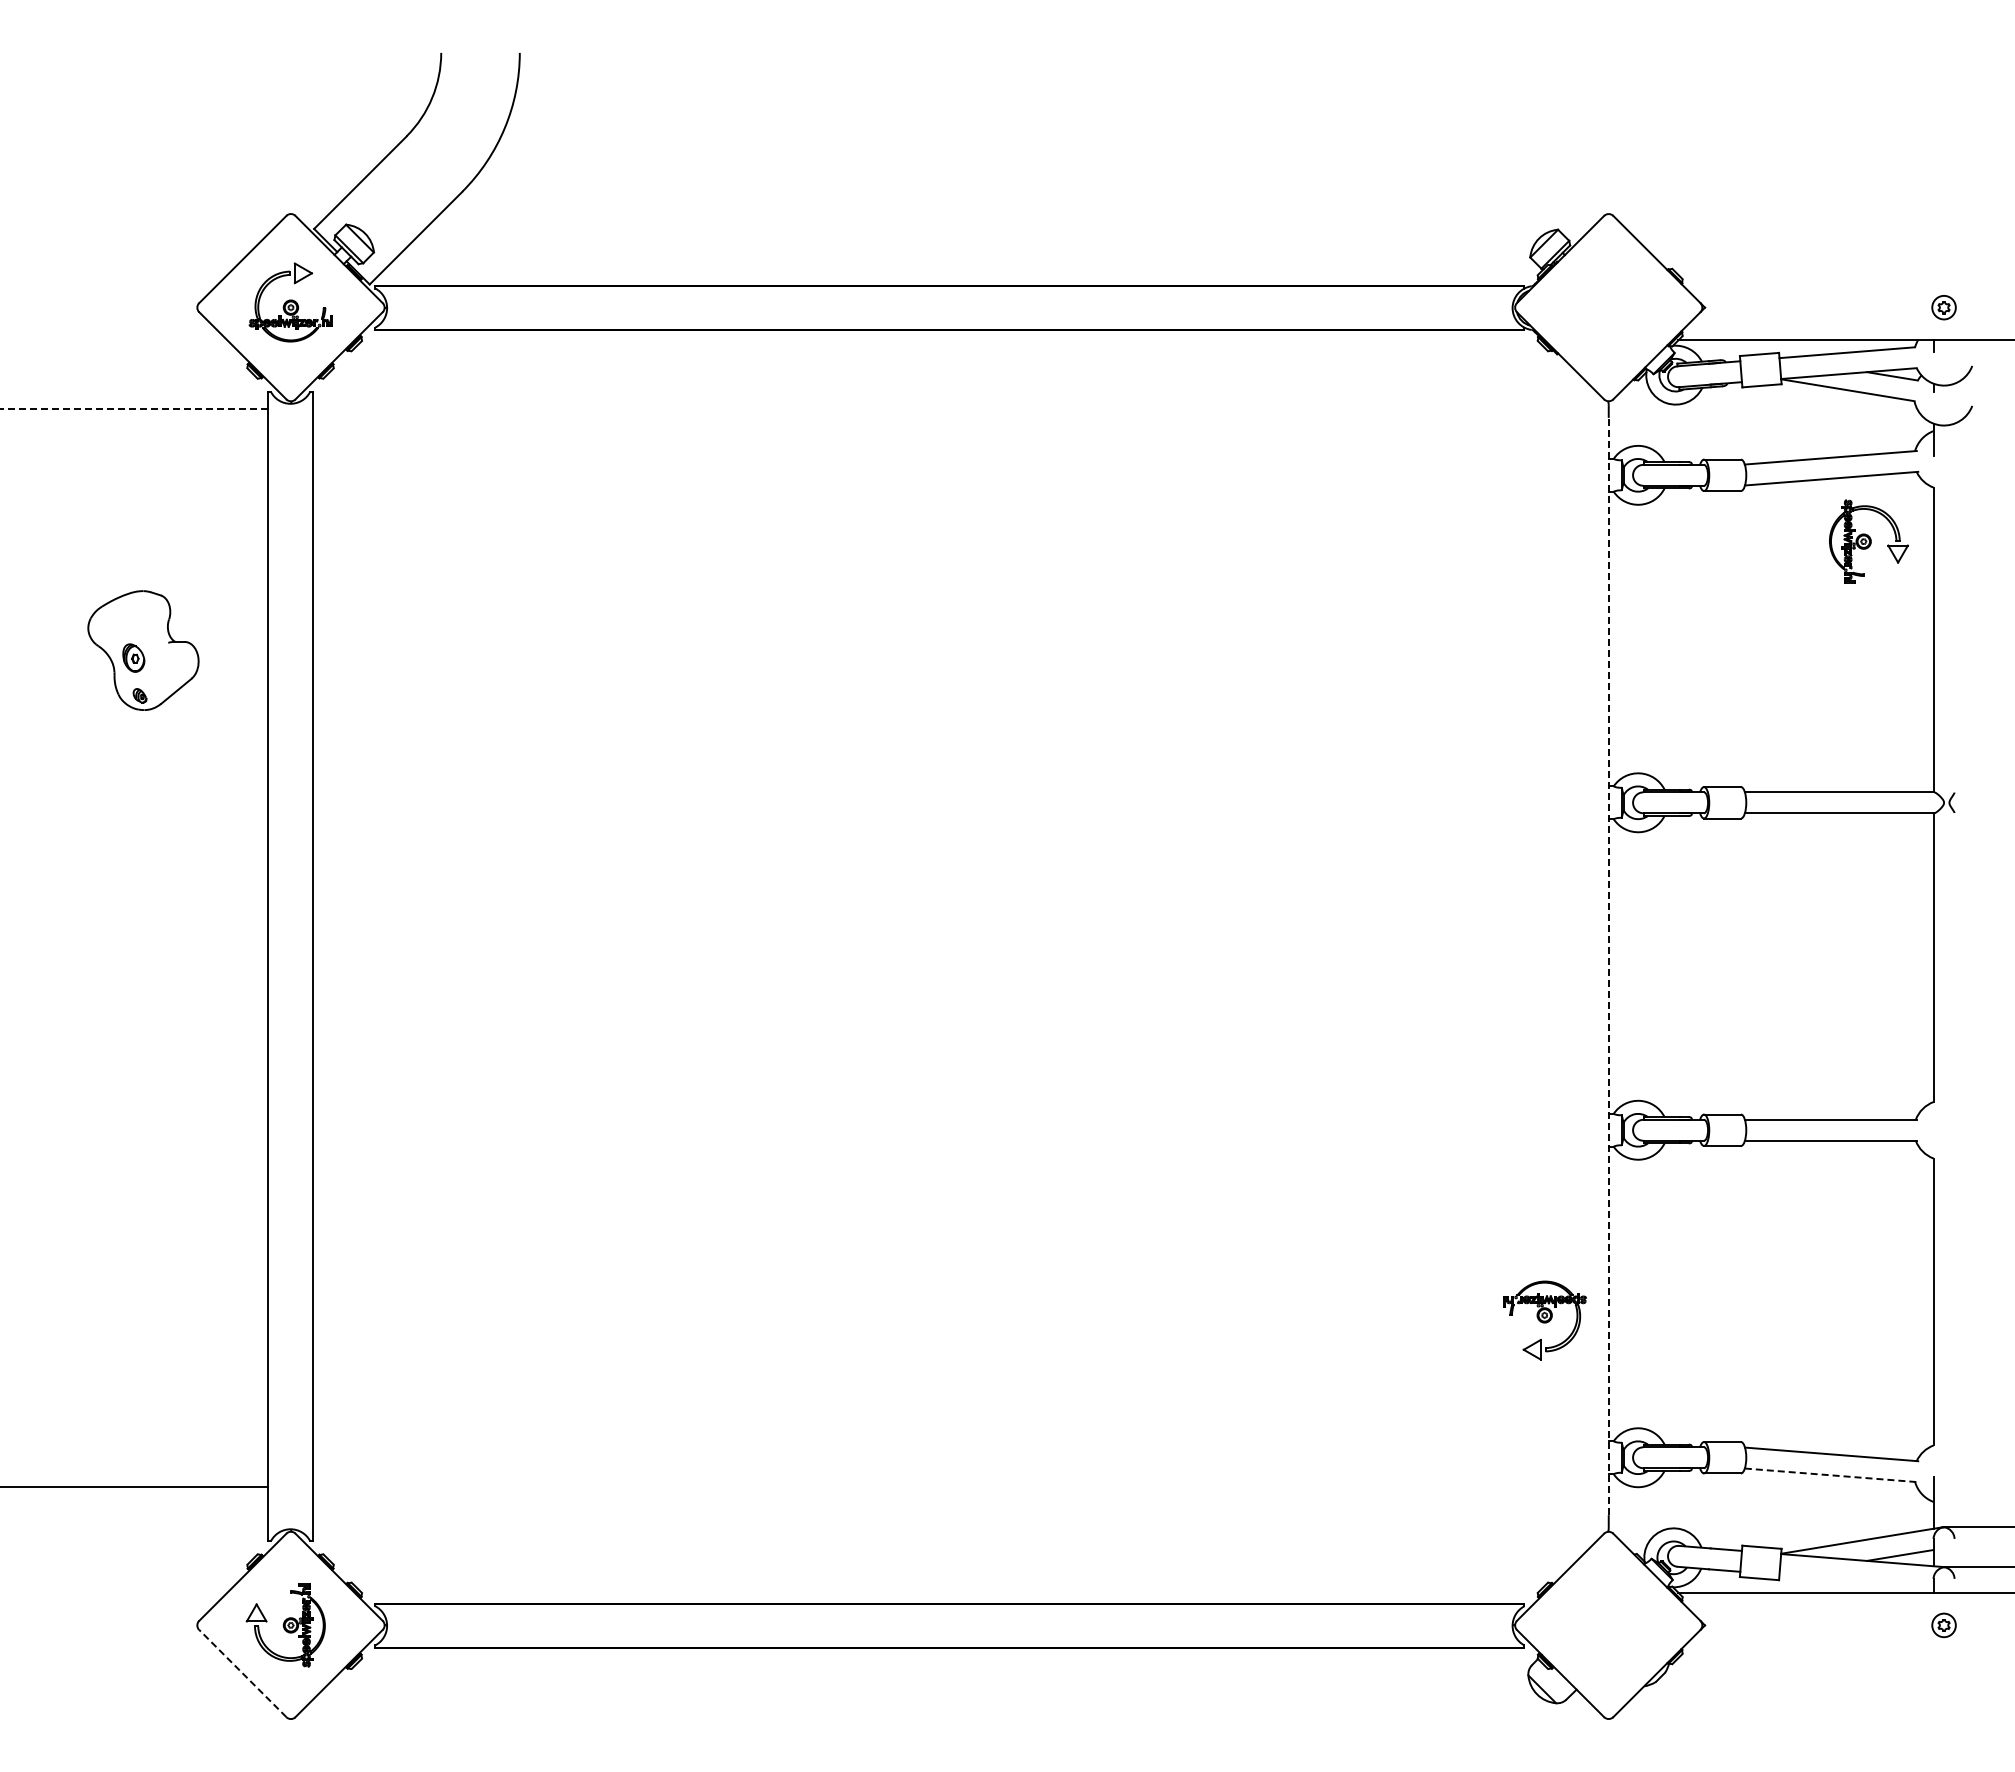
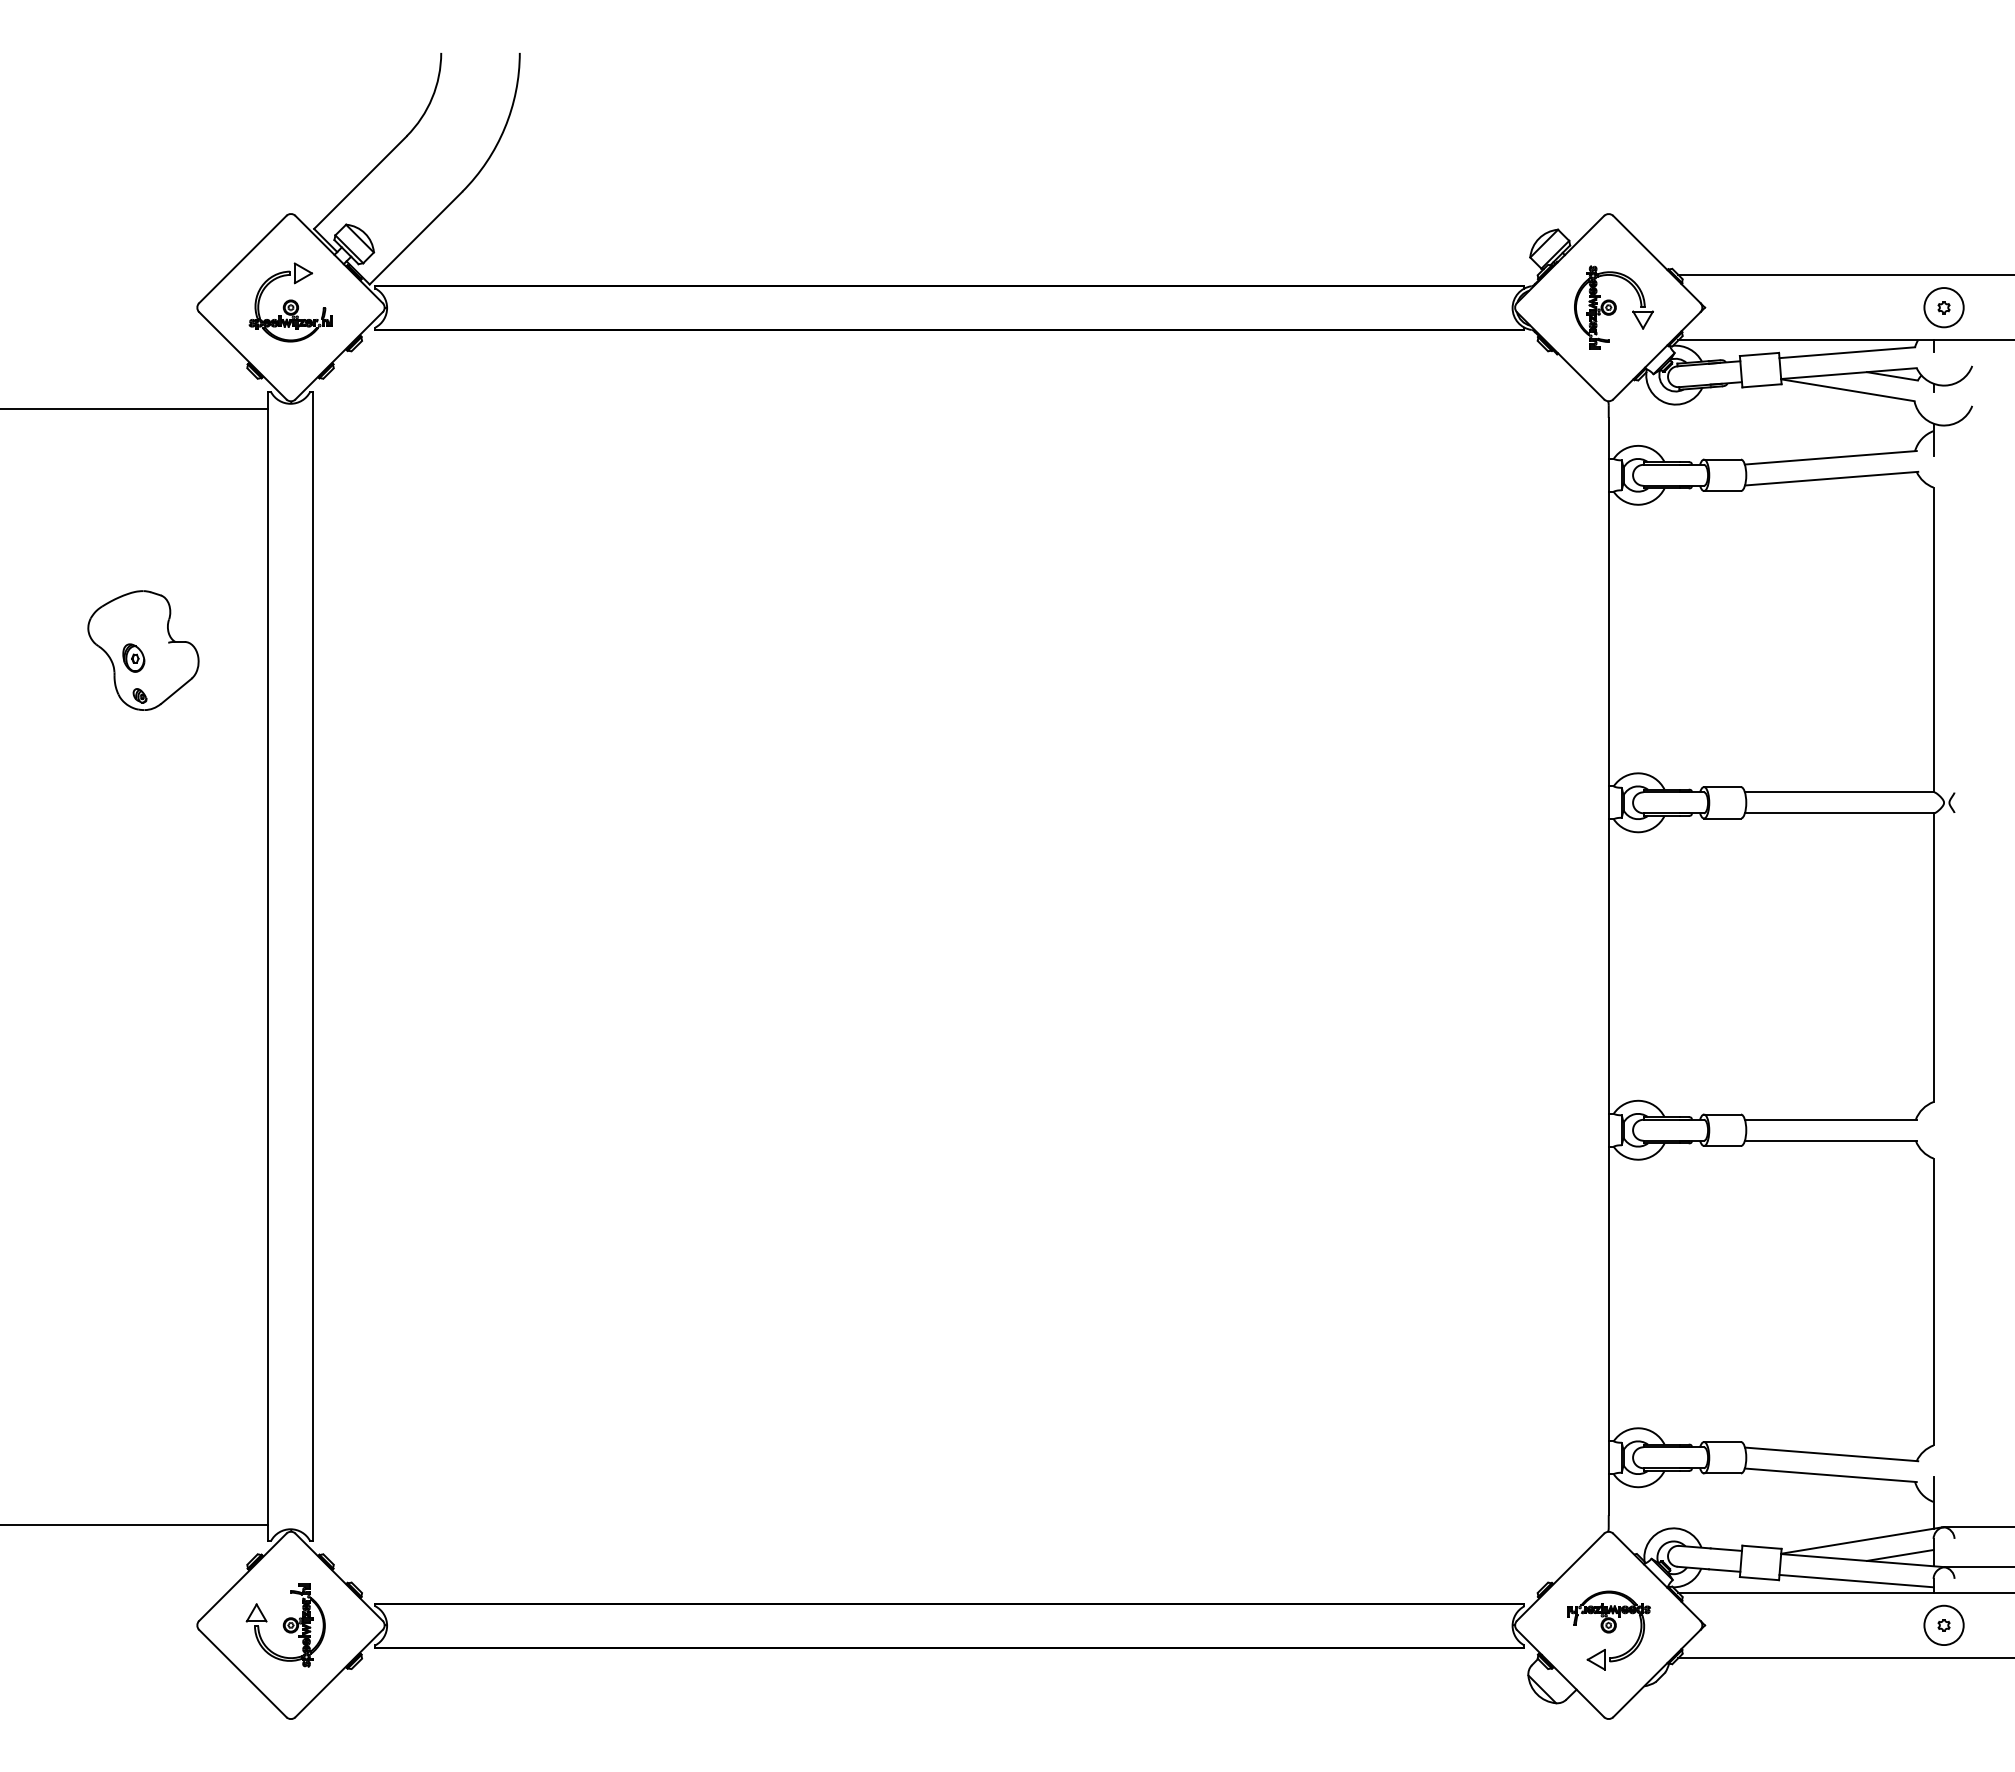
line: none -> present (1844, 274)
circle diameter: 24 px -> 39 px (1943, 307)
line: dashed -> solid (134, 408)
part position: (1868, 541) -> (1613, 307) (1613, 307)
line: dashed -> solid (1608, 966)
part position: (1544, 1320) -> (1608, 1630) (1608, 1630)
line: dashed -> solid (1831, 1475)
line position: (135, 1486) -> (135, 1524) (135, 1524)
line: none -> present (1856, 1580)
circle diameter: 24 px -> 39 px (1943, 1625)
line: none -> present (1844, 1658)
line: dashed -> solid (242, 1673)
